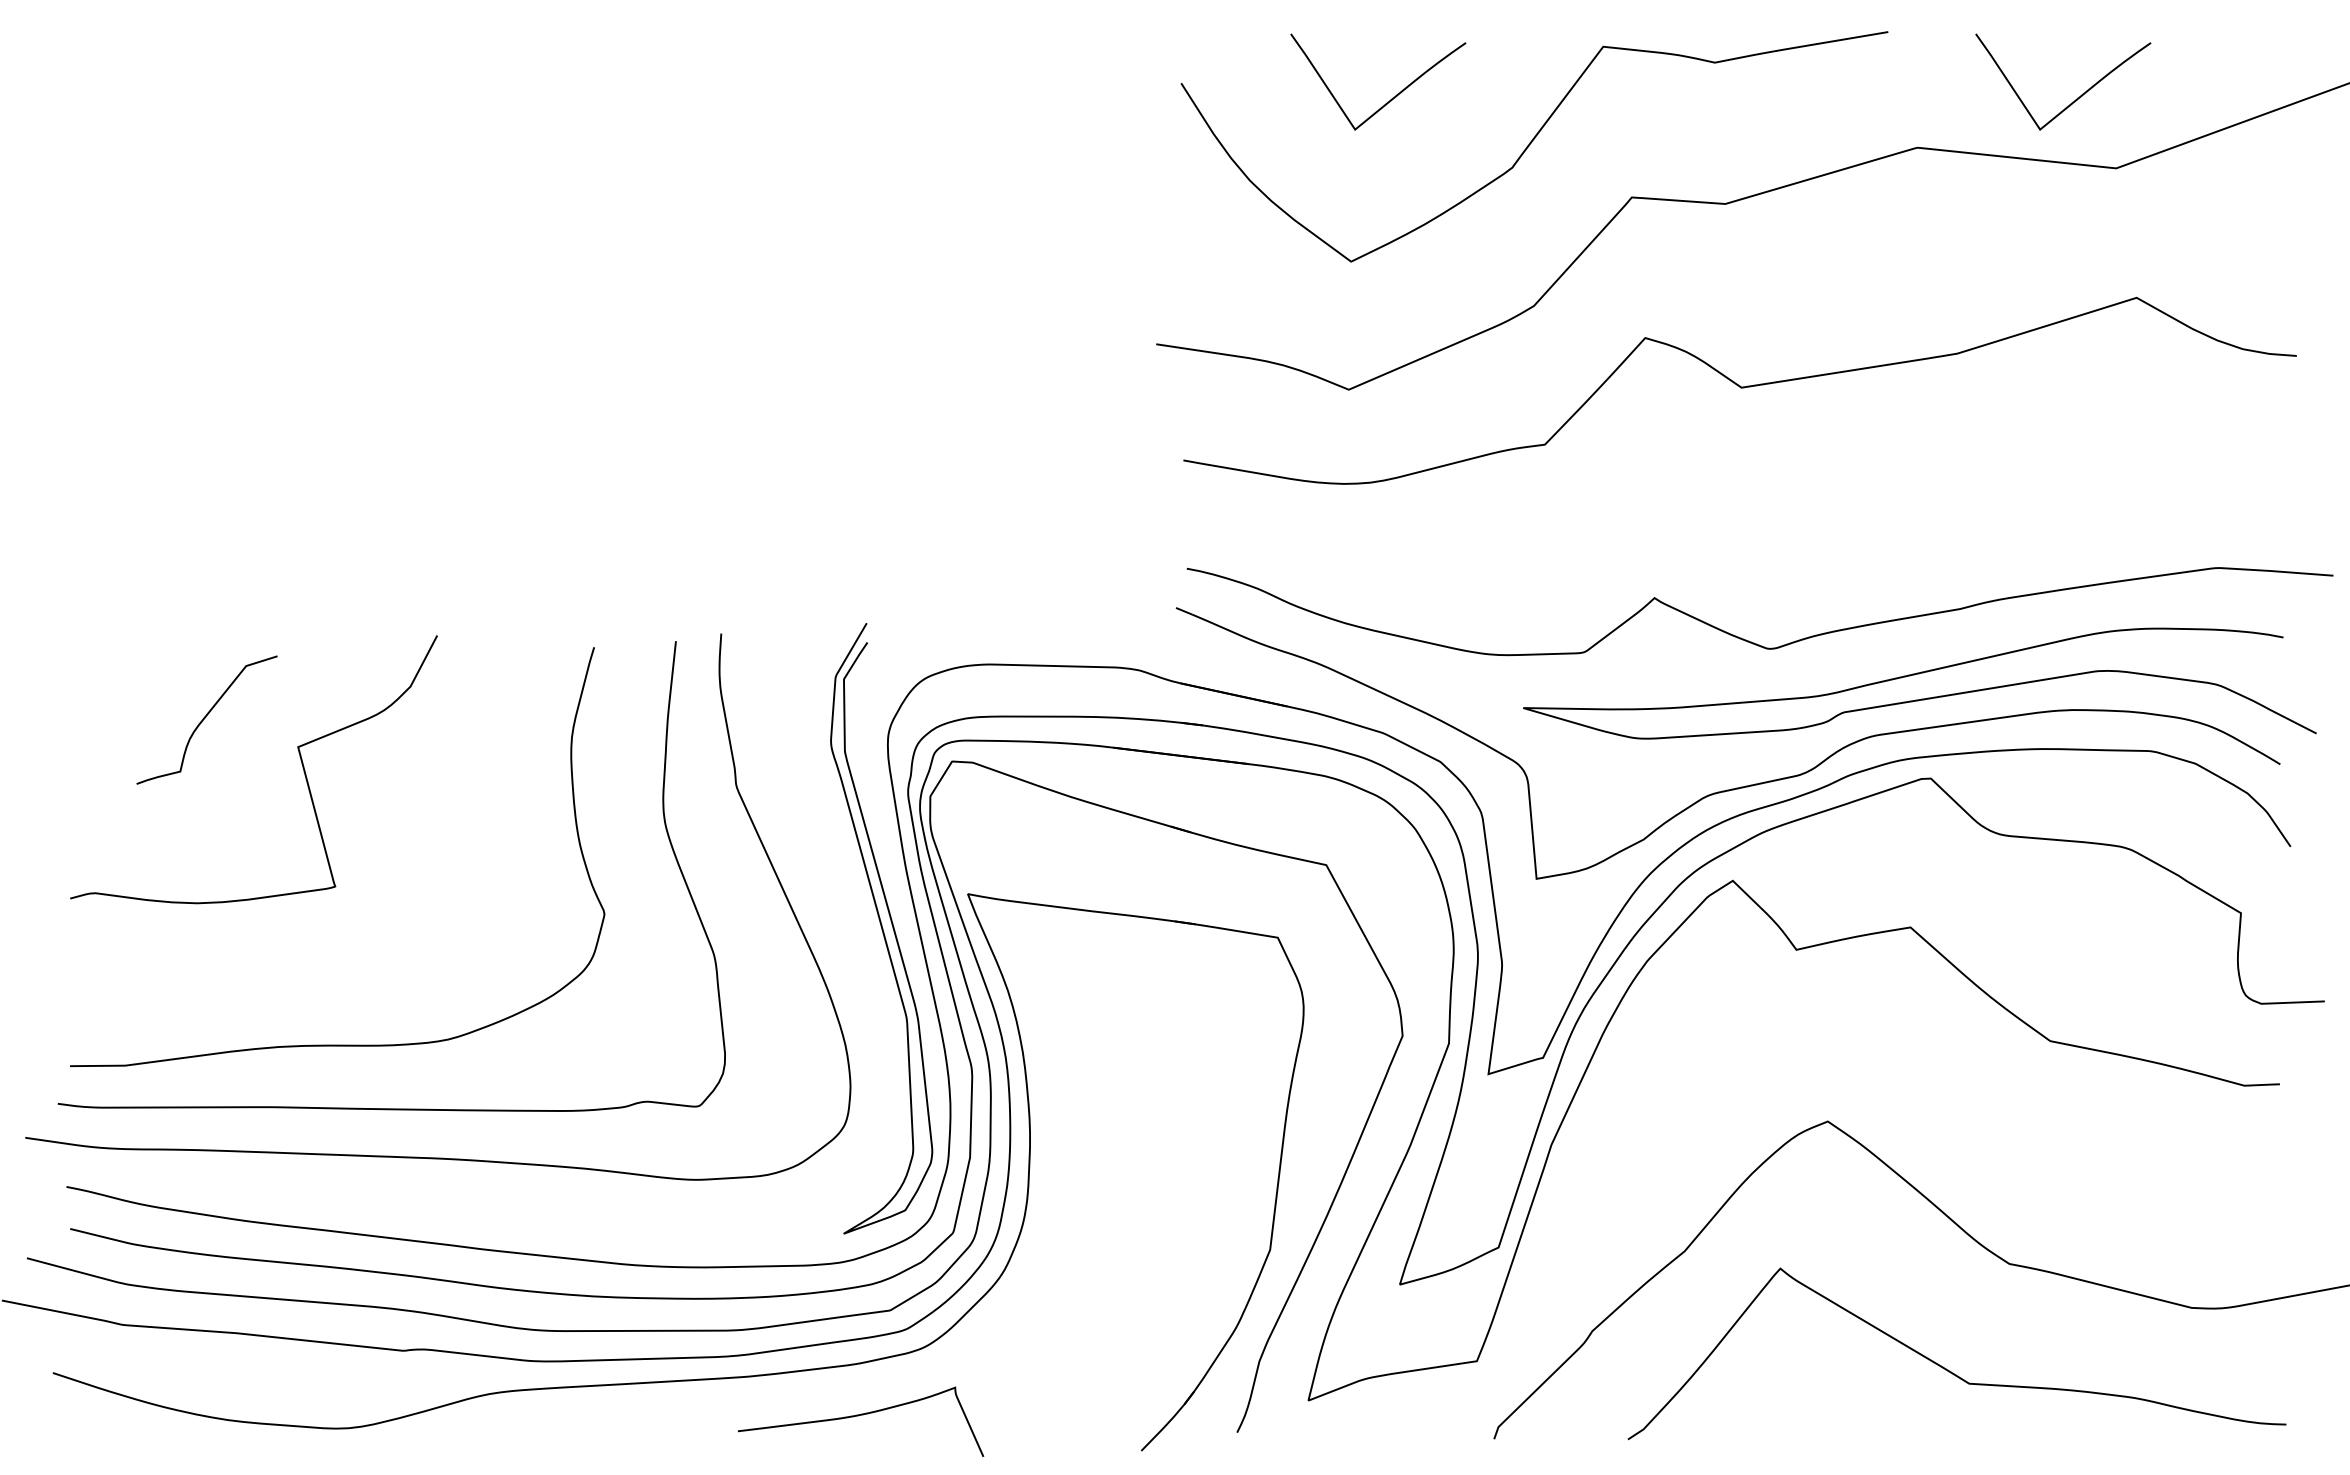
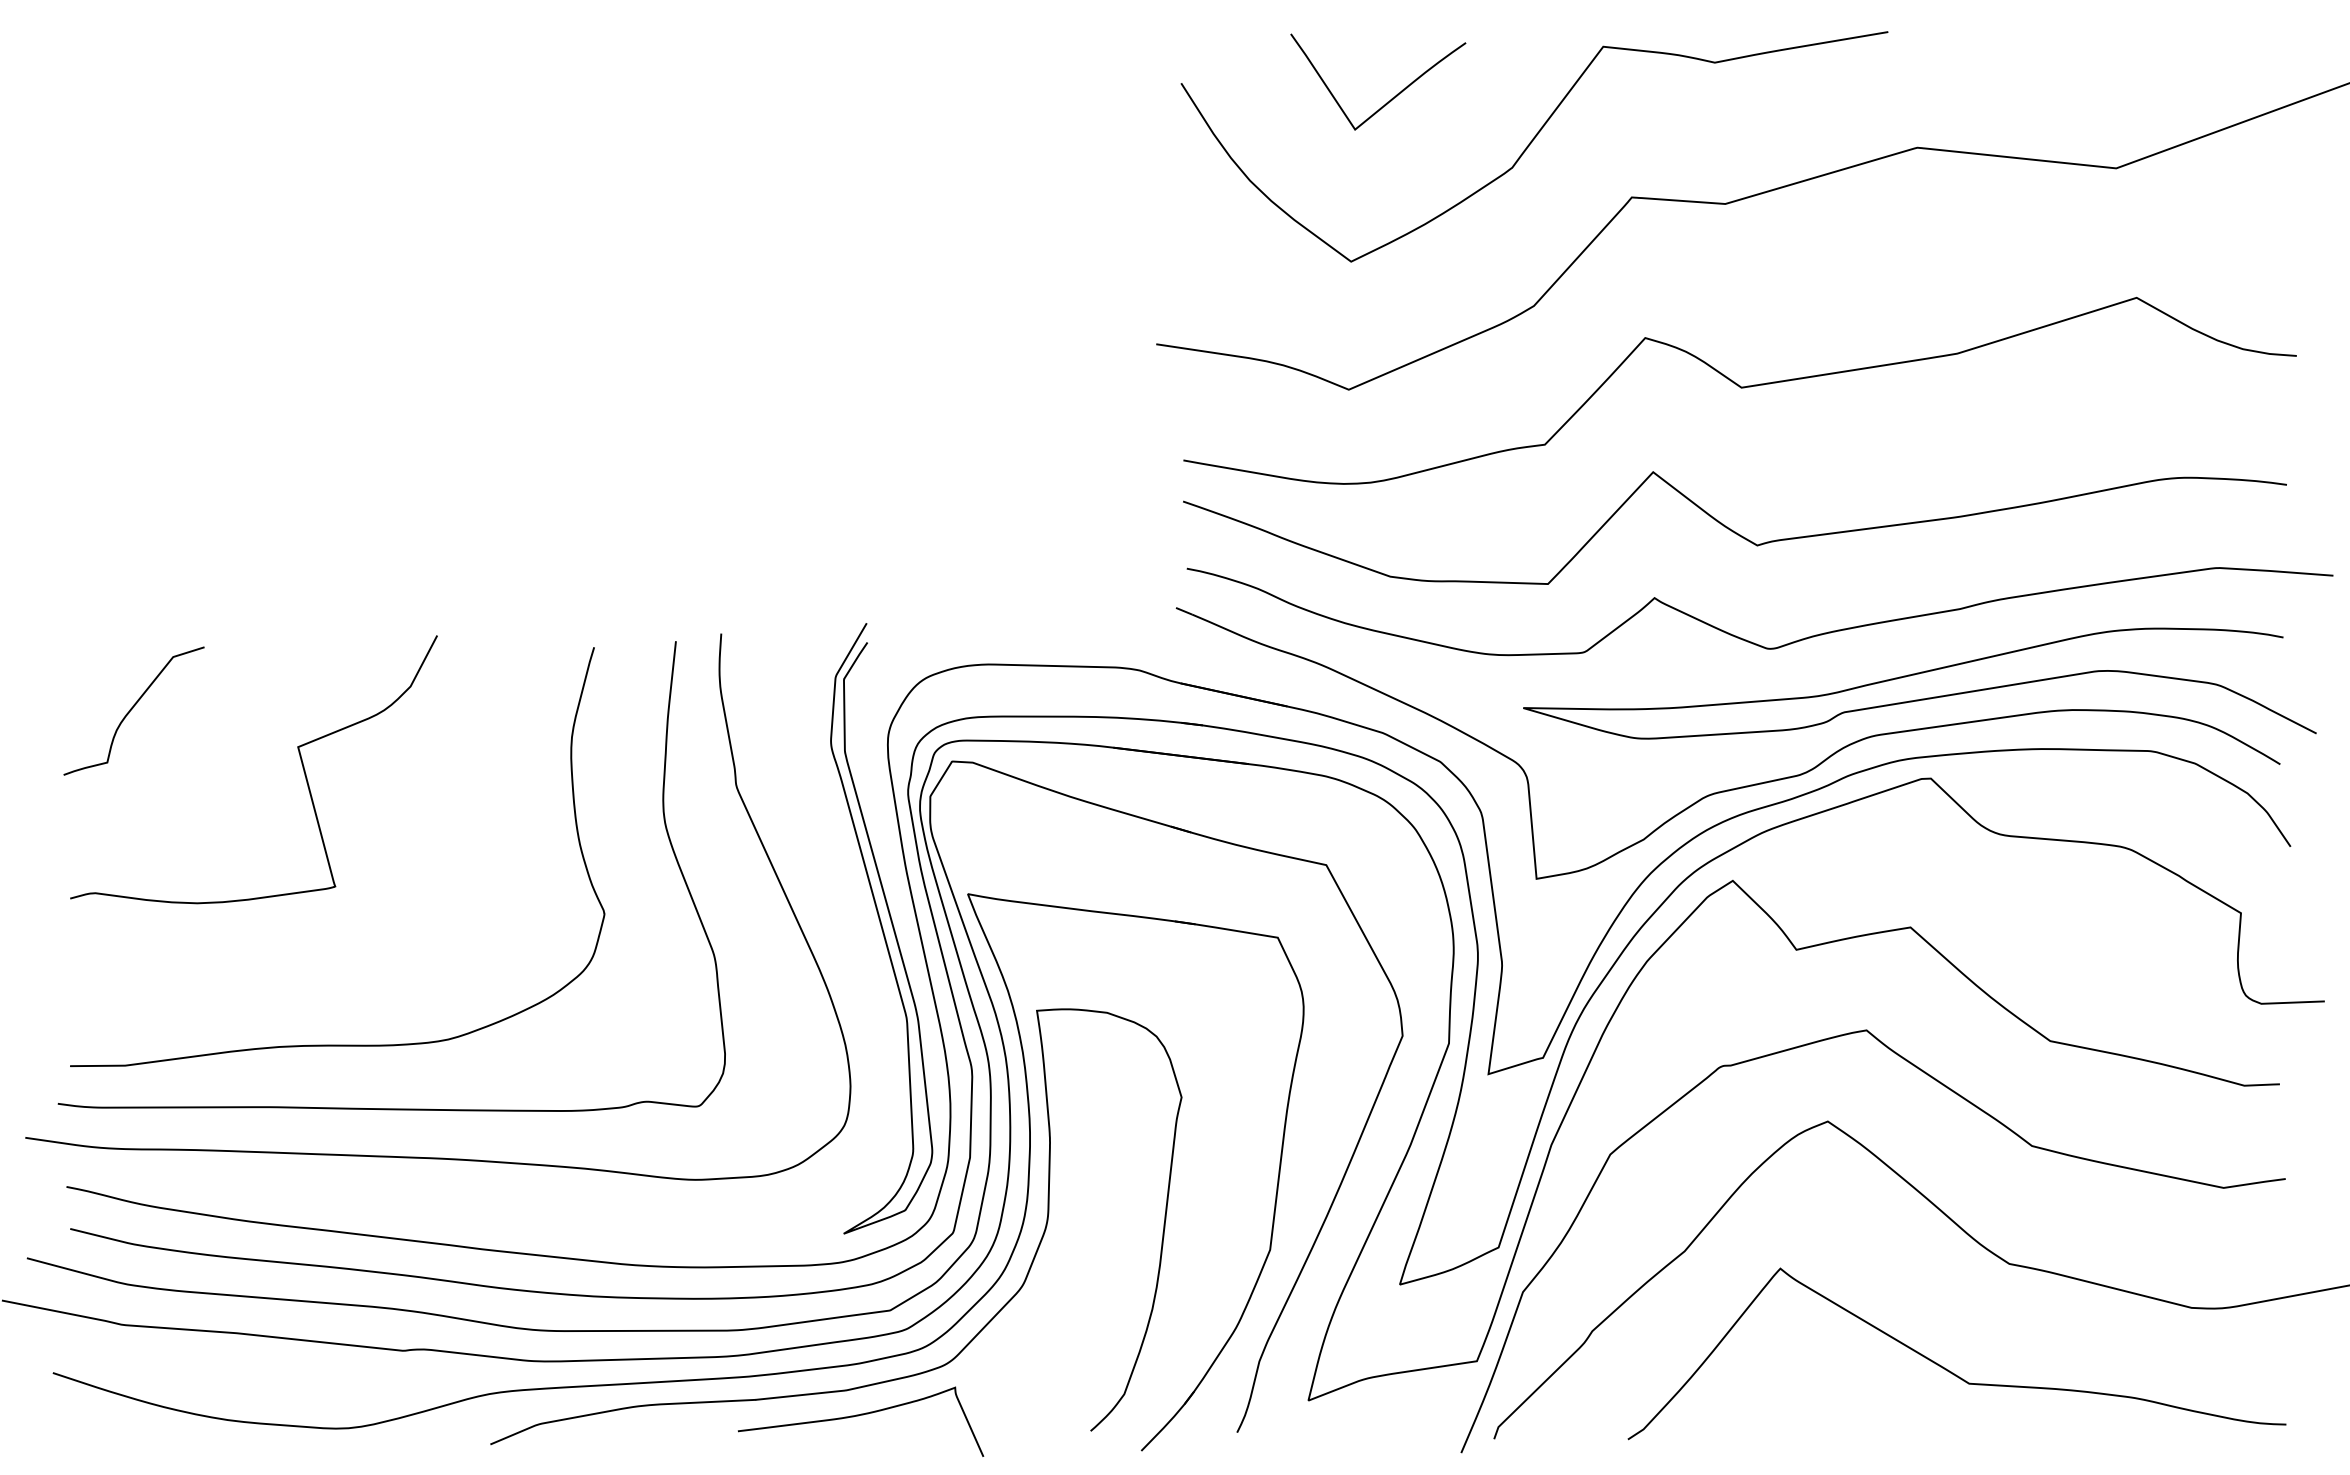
curve: present -> none (2077, 97)
curve: none -> present (1732, 529)
curve position: (205, 718) -> (132, 709) (132, 709)
curve: none -> present (1966, 1101)
curve: none -> present (871, 1383)
